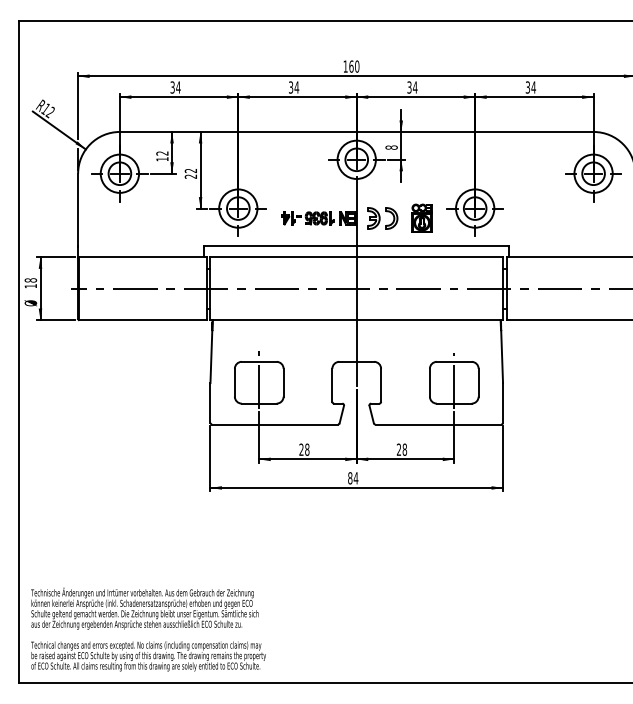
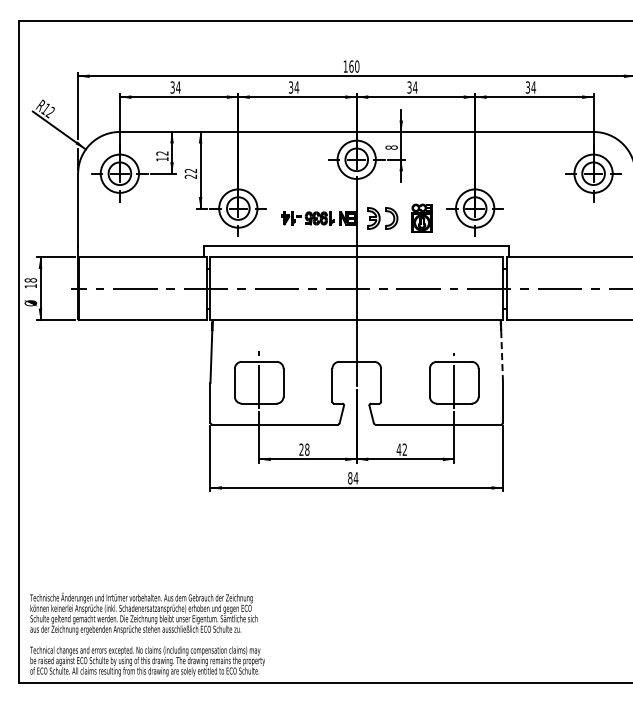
line: solid -> dashed (502, 357)
text: 28 -> 42 (401, 449)
text position: (148, 629) -> (147, 634) (147, 634)
